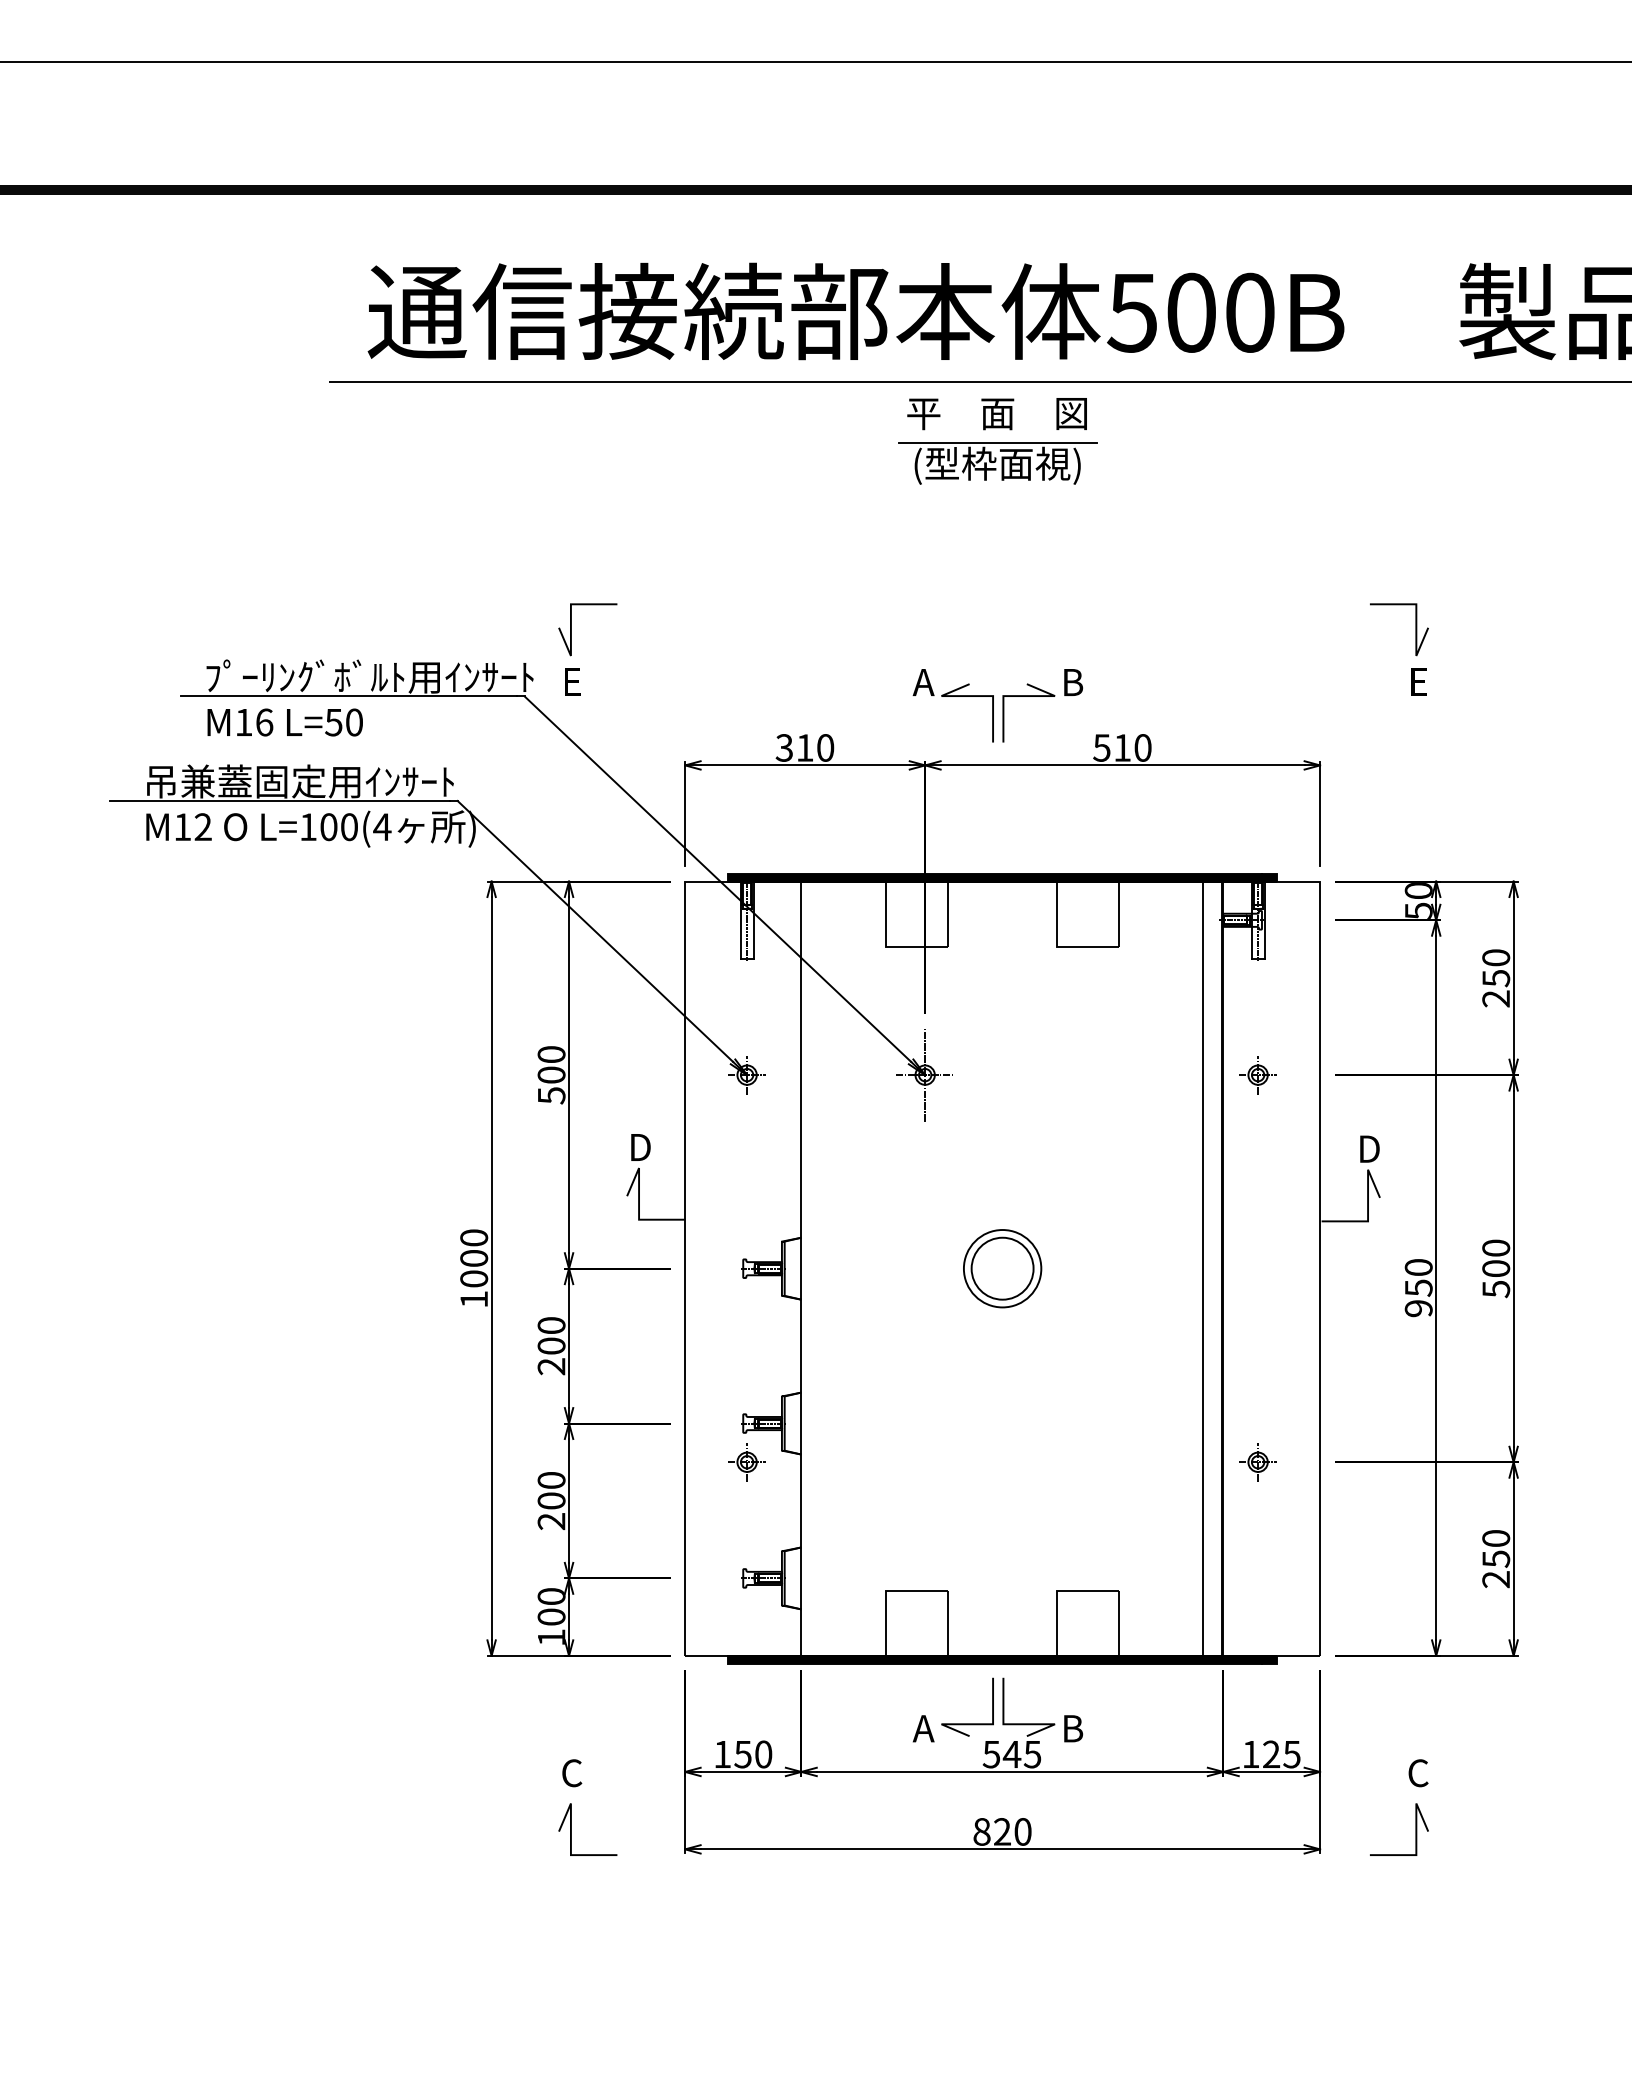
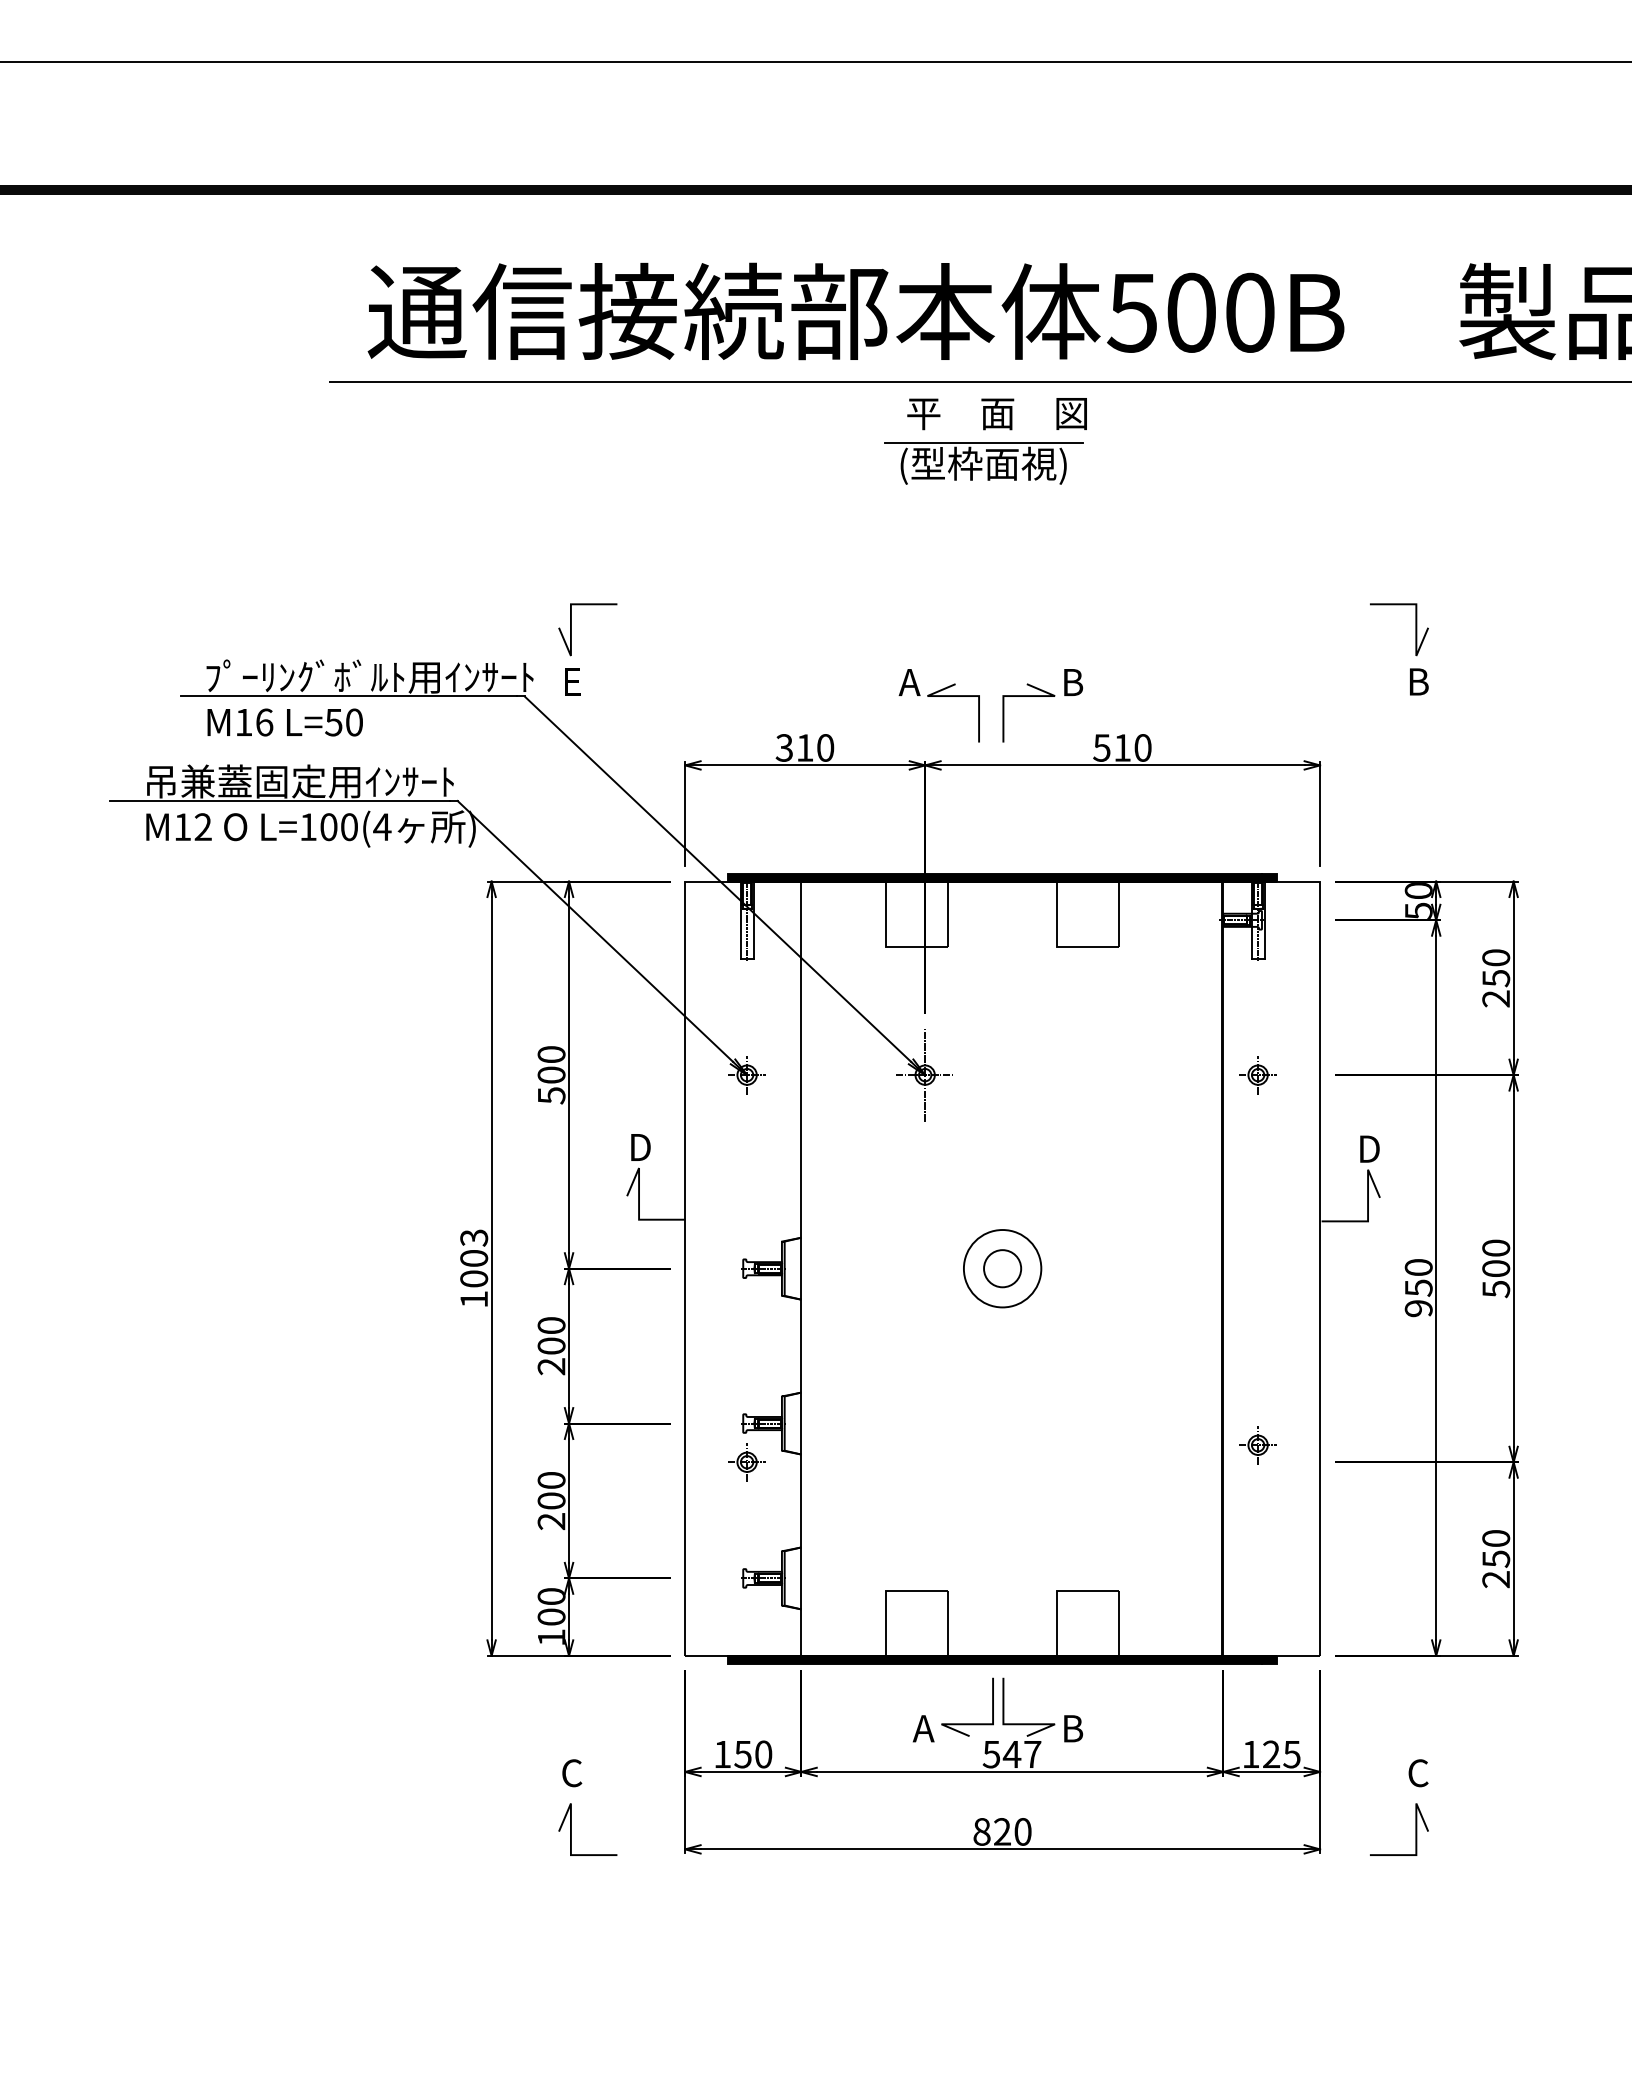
part position: (997, 463) -> (983, 463) (983, 463)
text: E -> B (1419, 681)
part position: (952, 696) -> (938, 696) (938, 696)
text: 1000 -> 1003 (474, 1237)
circle diameter: 62 px -> 37 px (1002, 1268)
line: present -> none (1202, 1268)
part position: (1257, 1462) -> (1257, 1445) (1257, 1445)
text: 545 -> 547 (1032, 1754)
